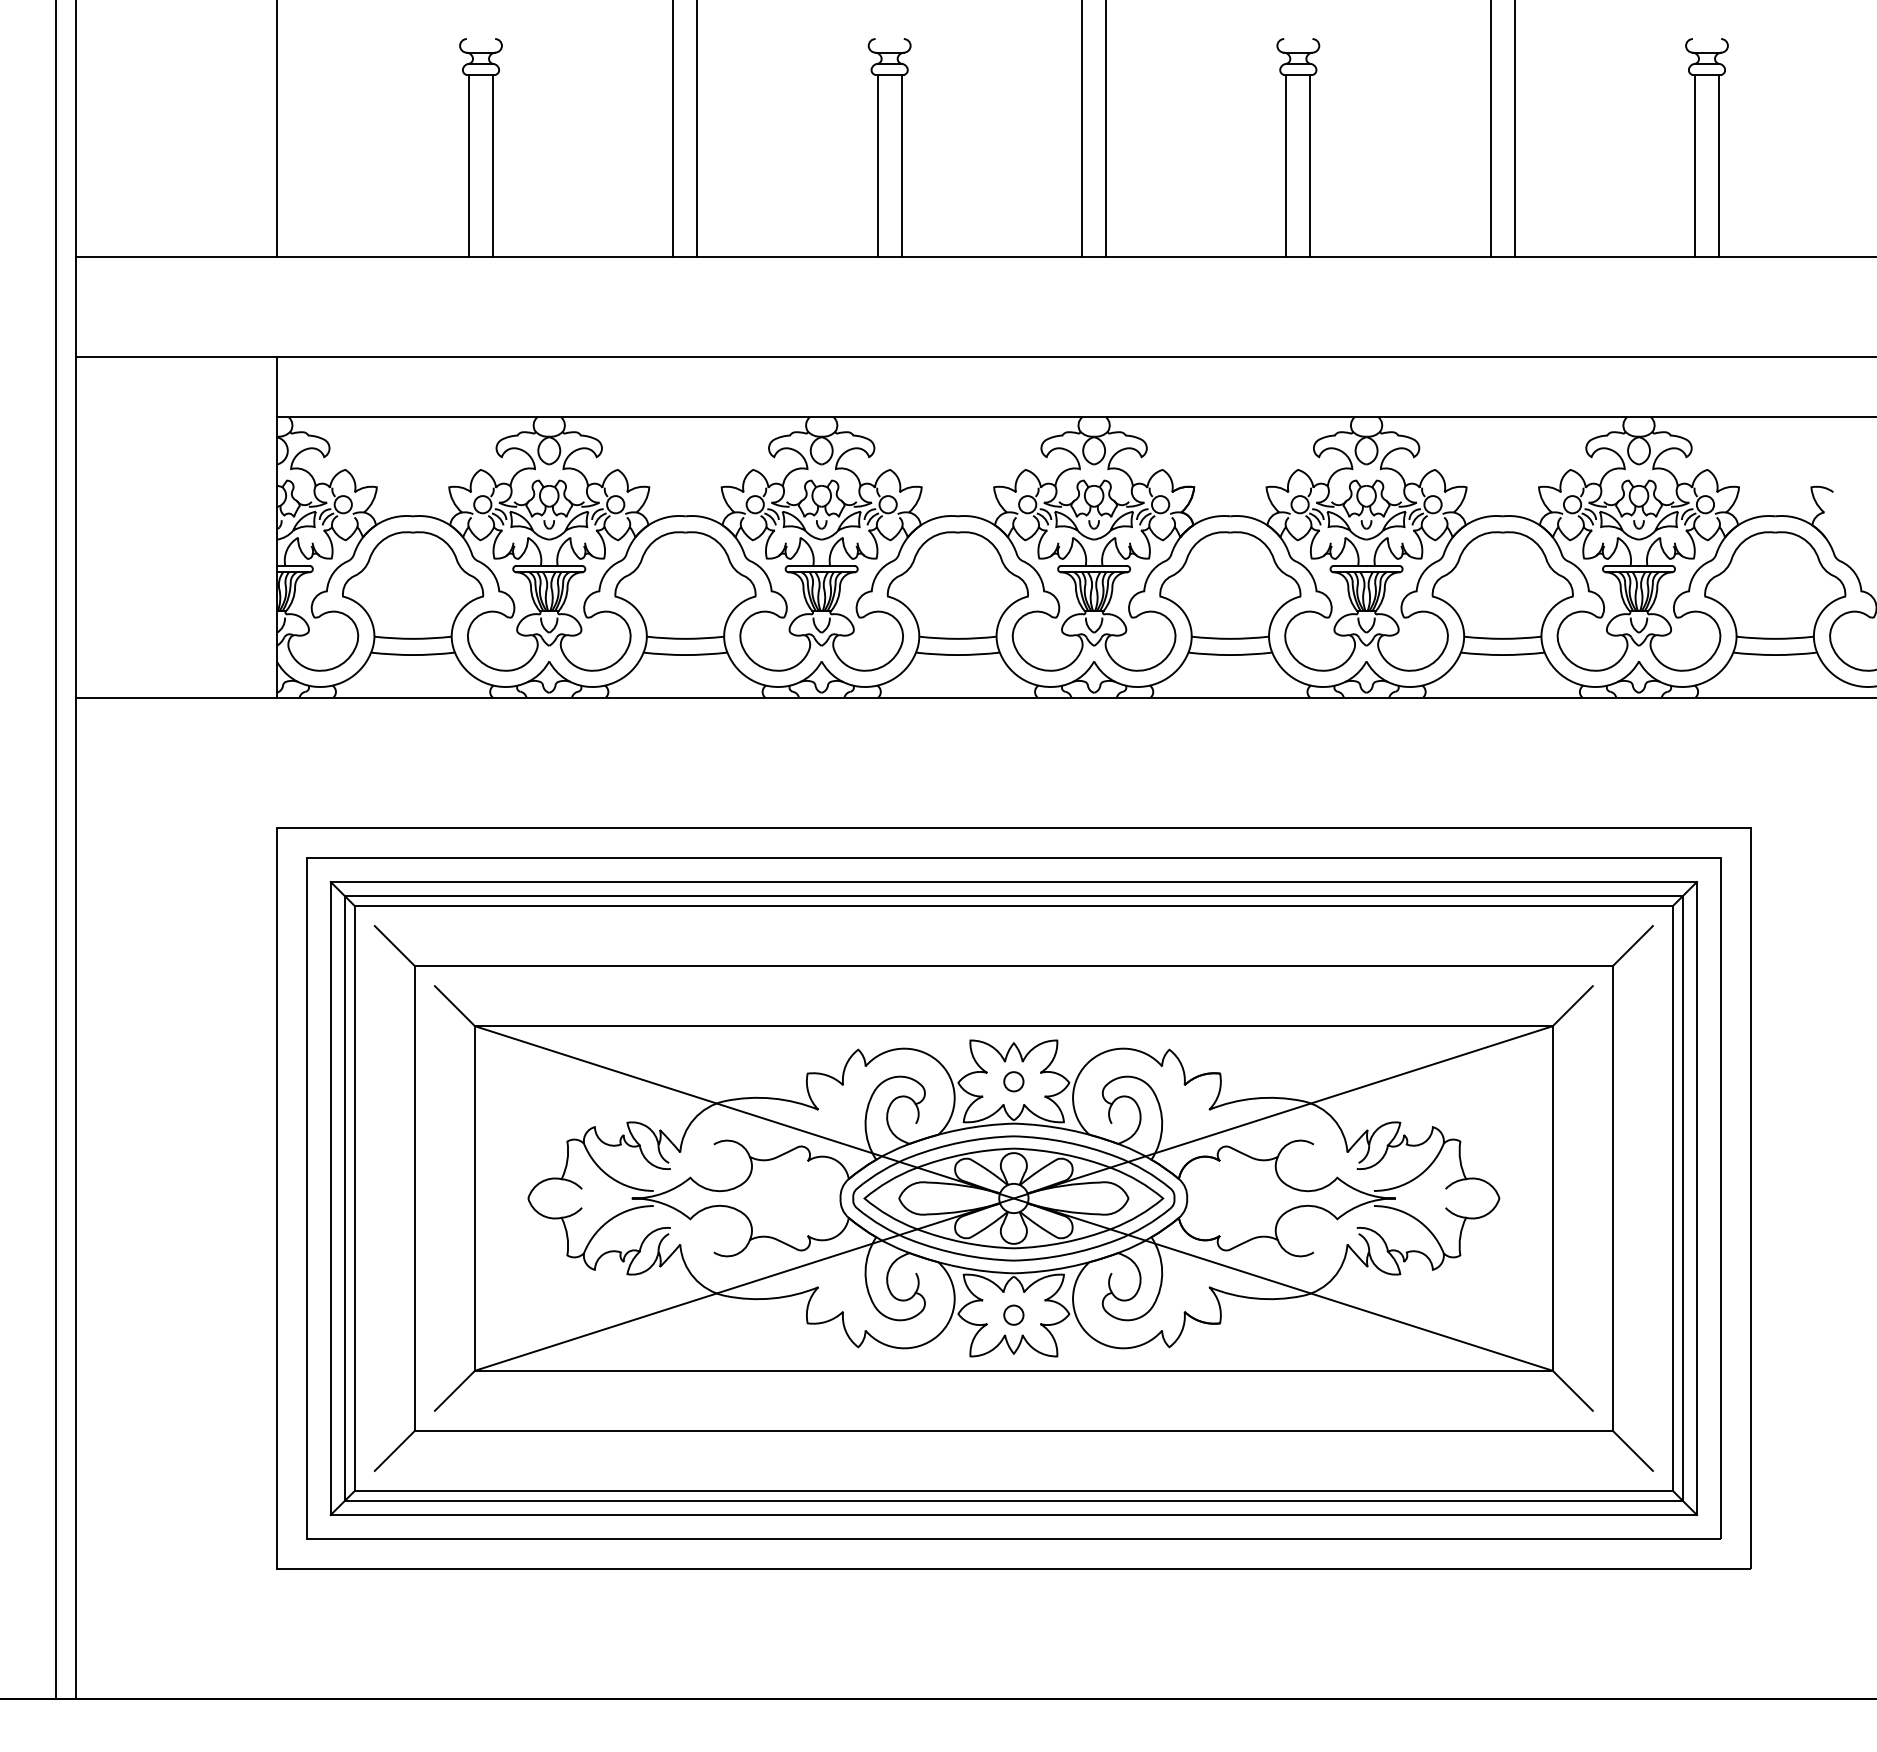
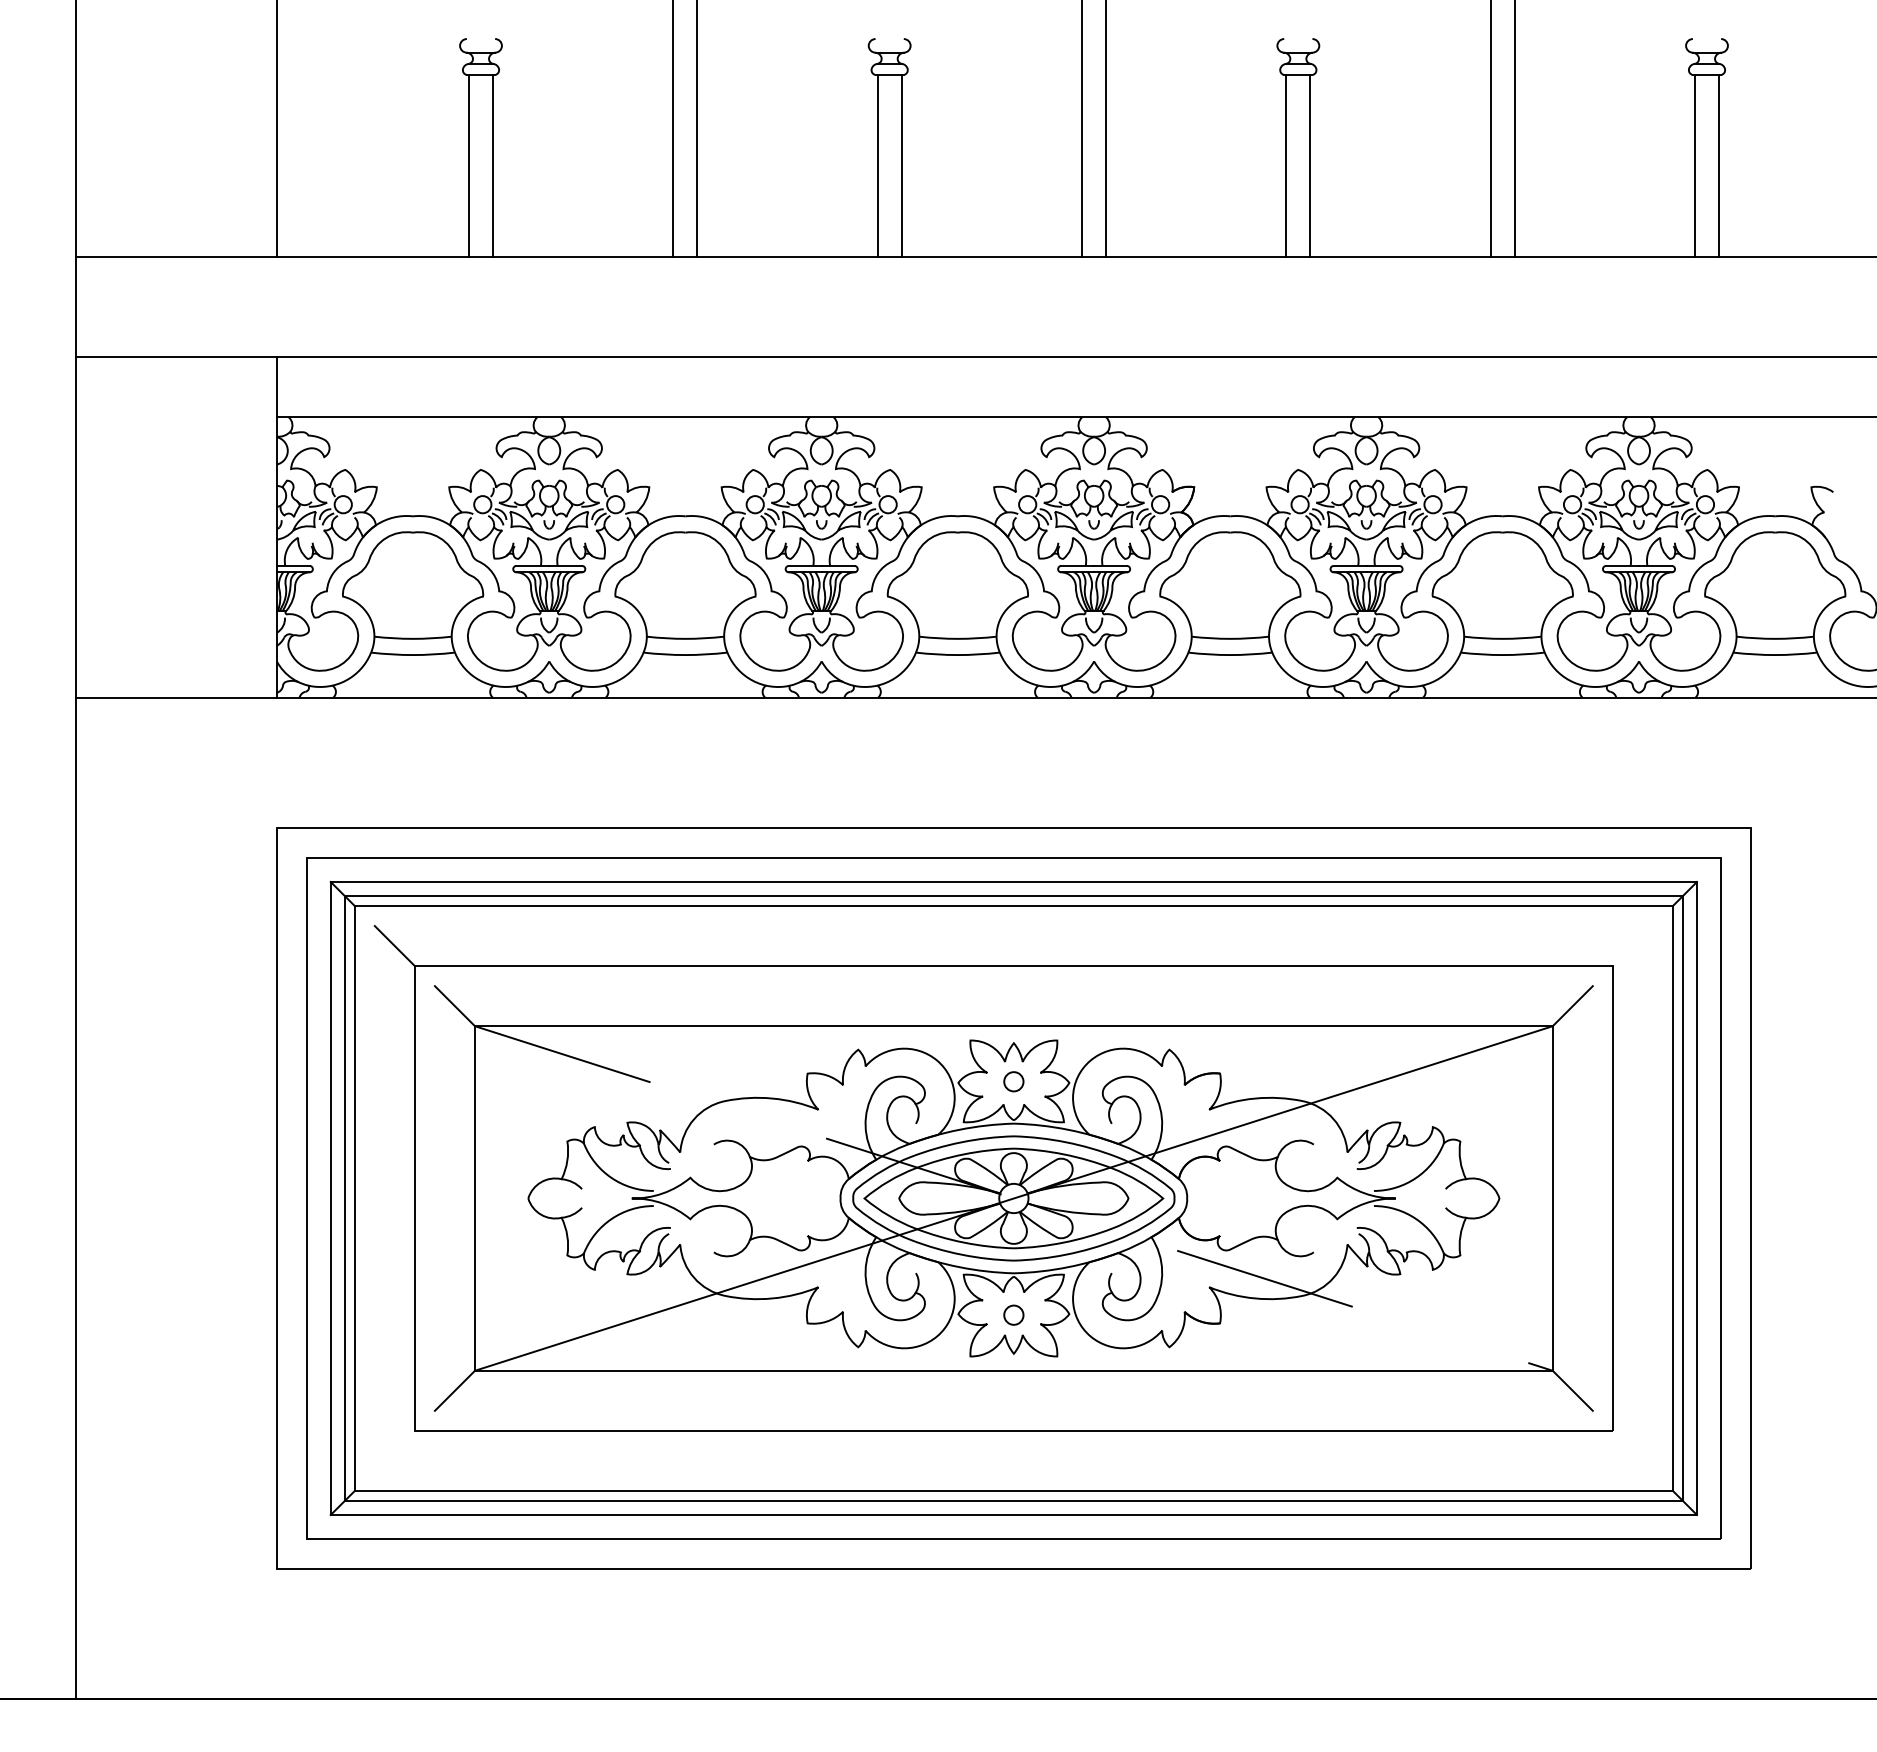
line: present -> none (56, 850)
line: present -> none (1632, 946)
line: solid -> dashed (1013, 1198)
line: present -> none (394, 1450)
line: present -> none (1632, 1450)
